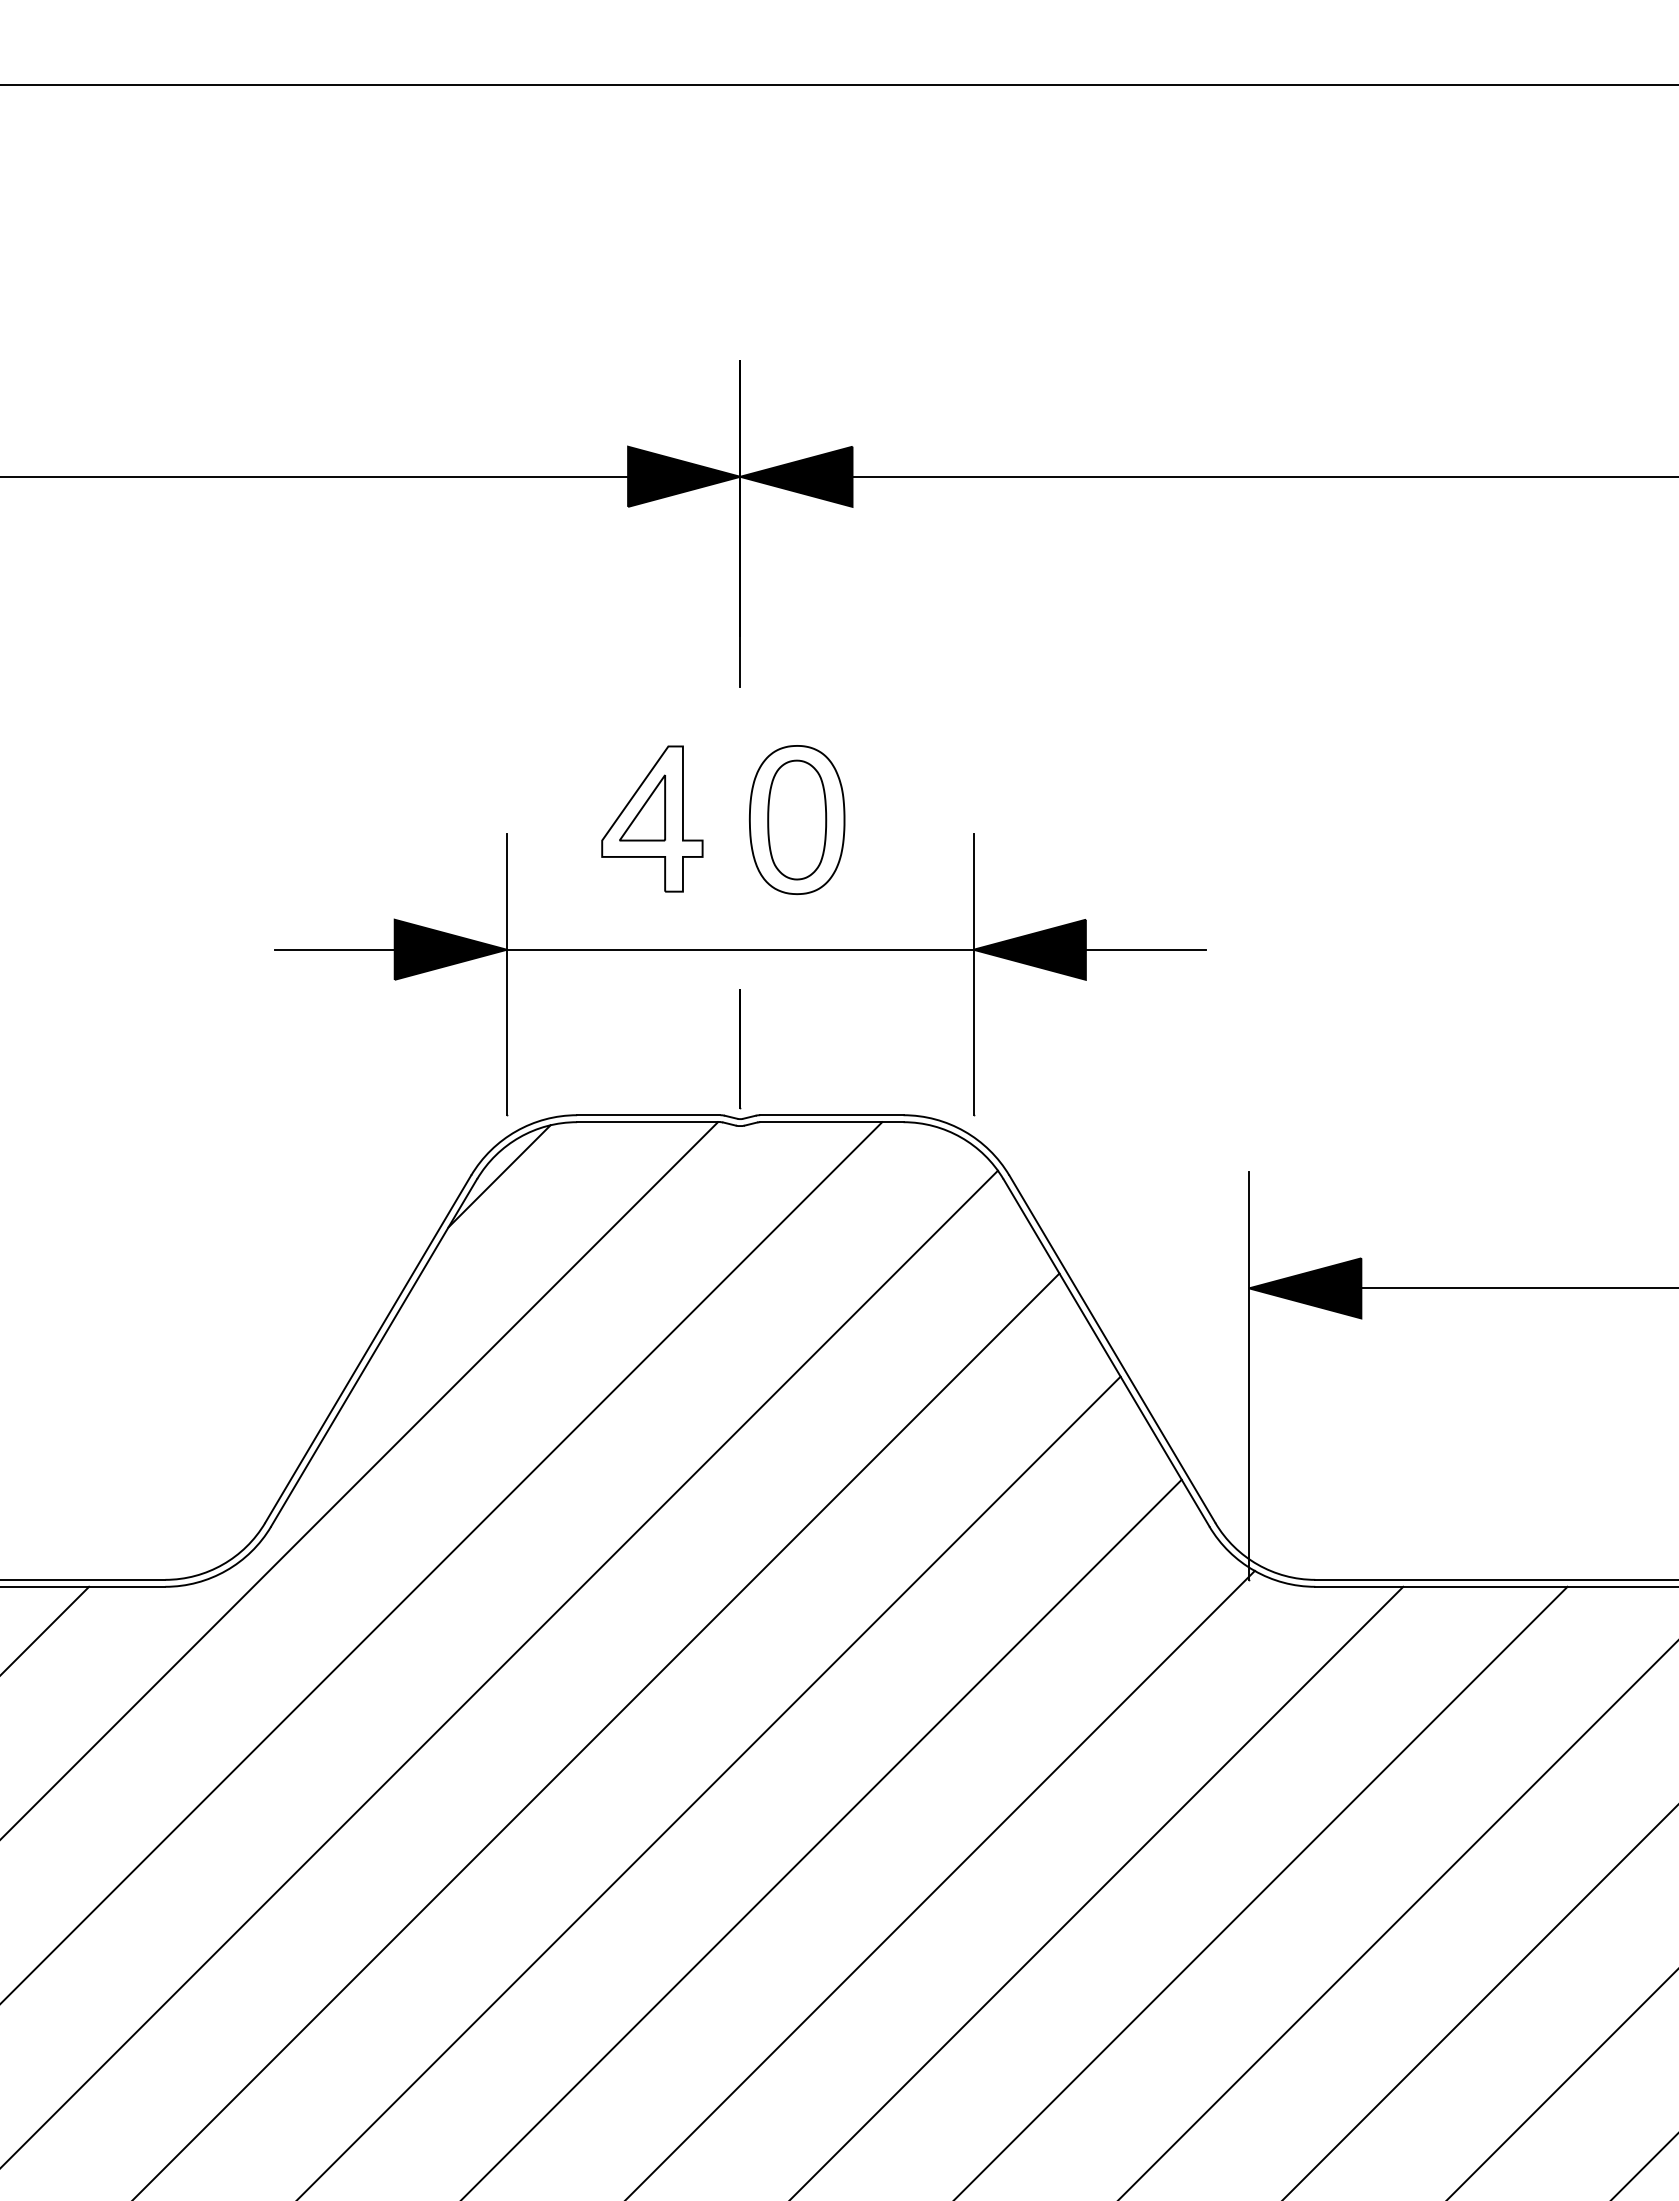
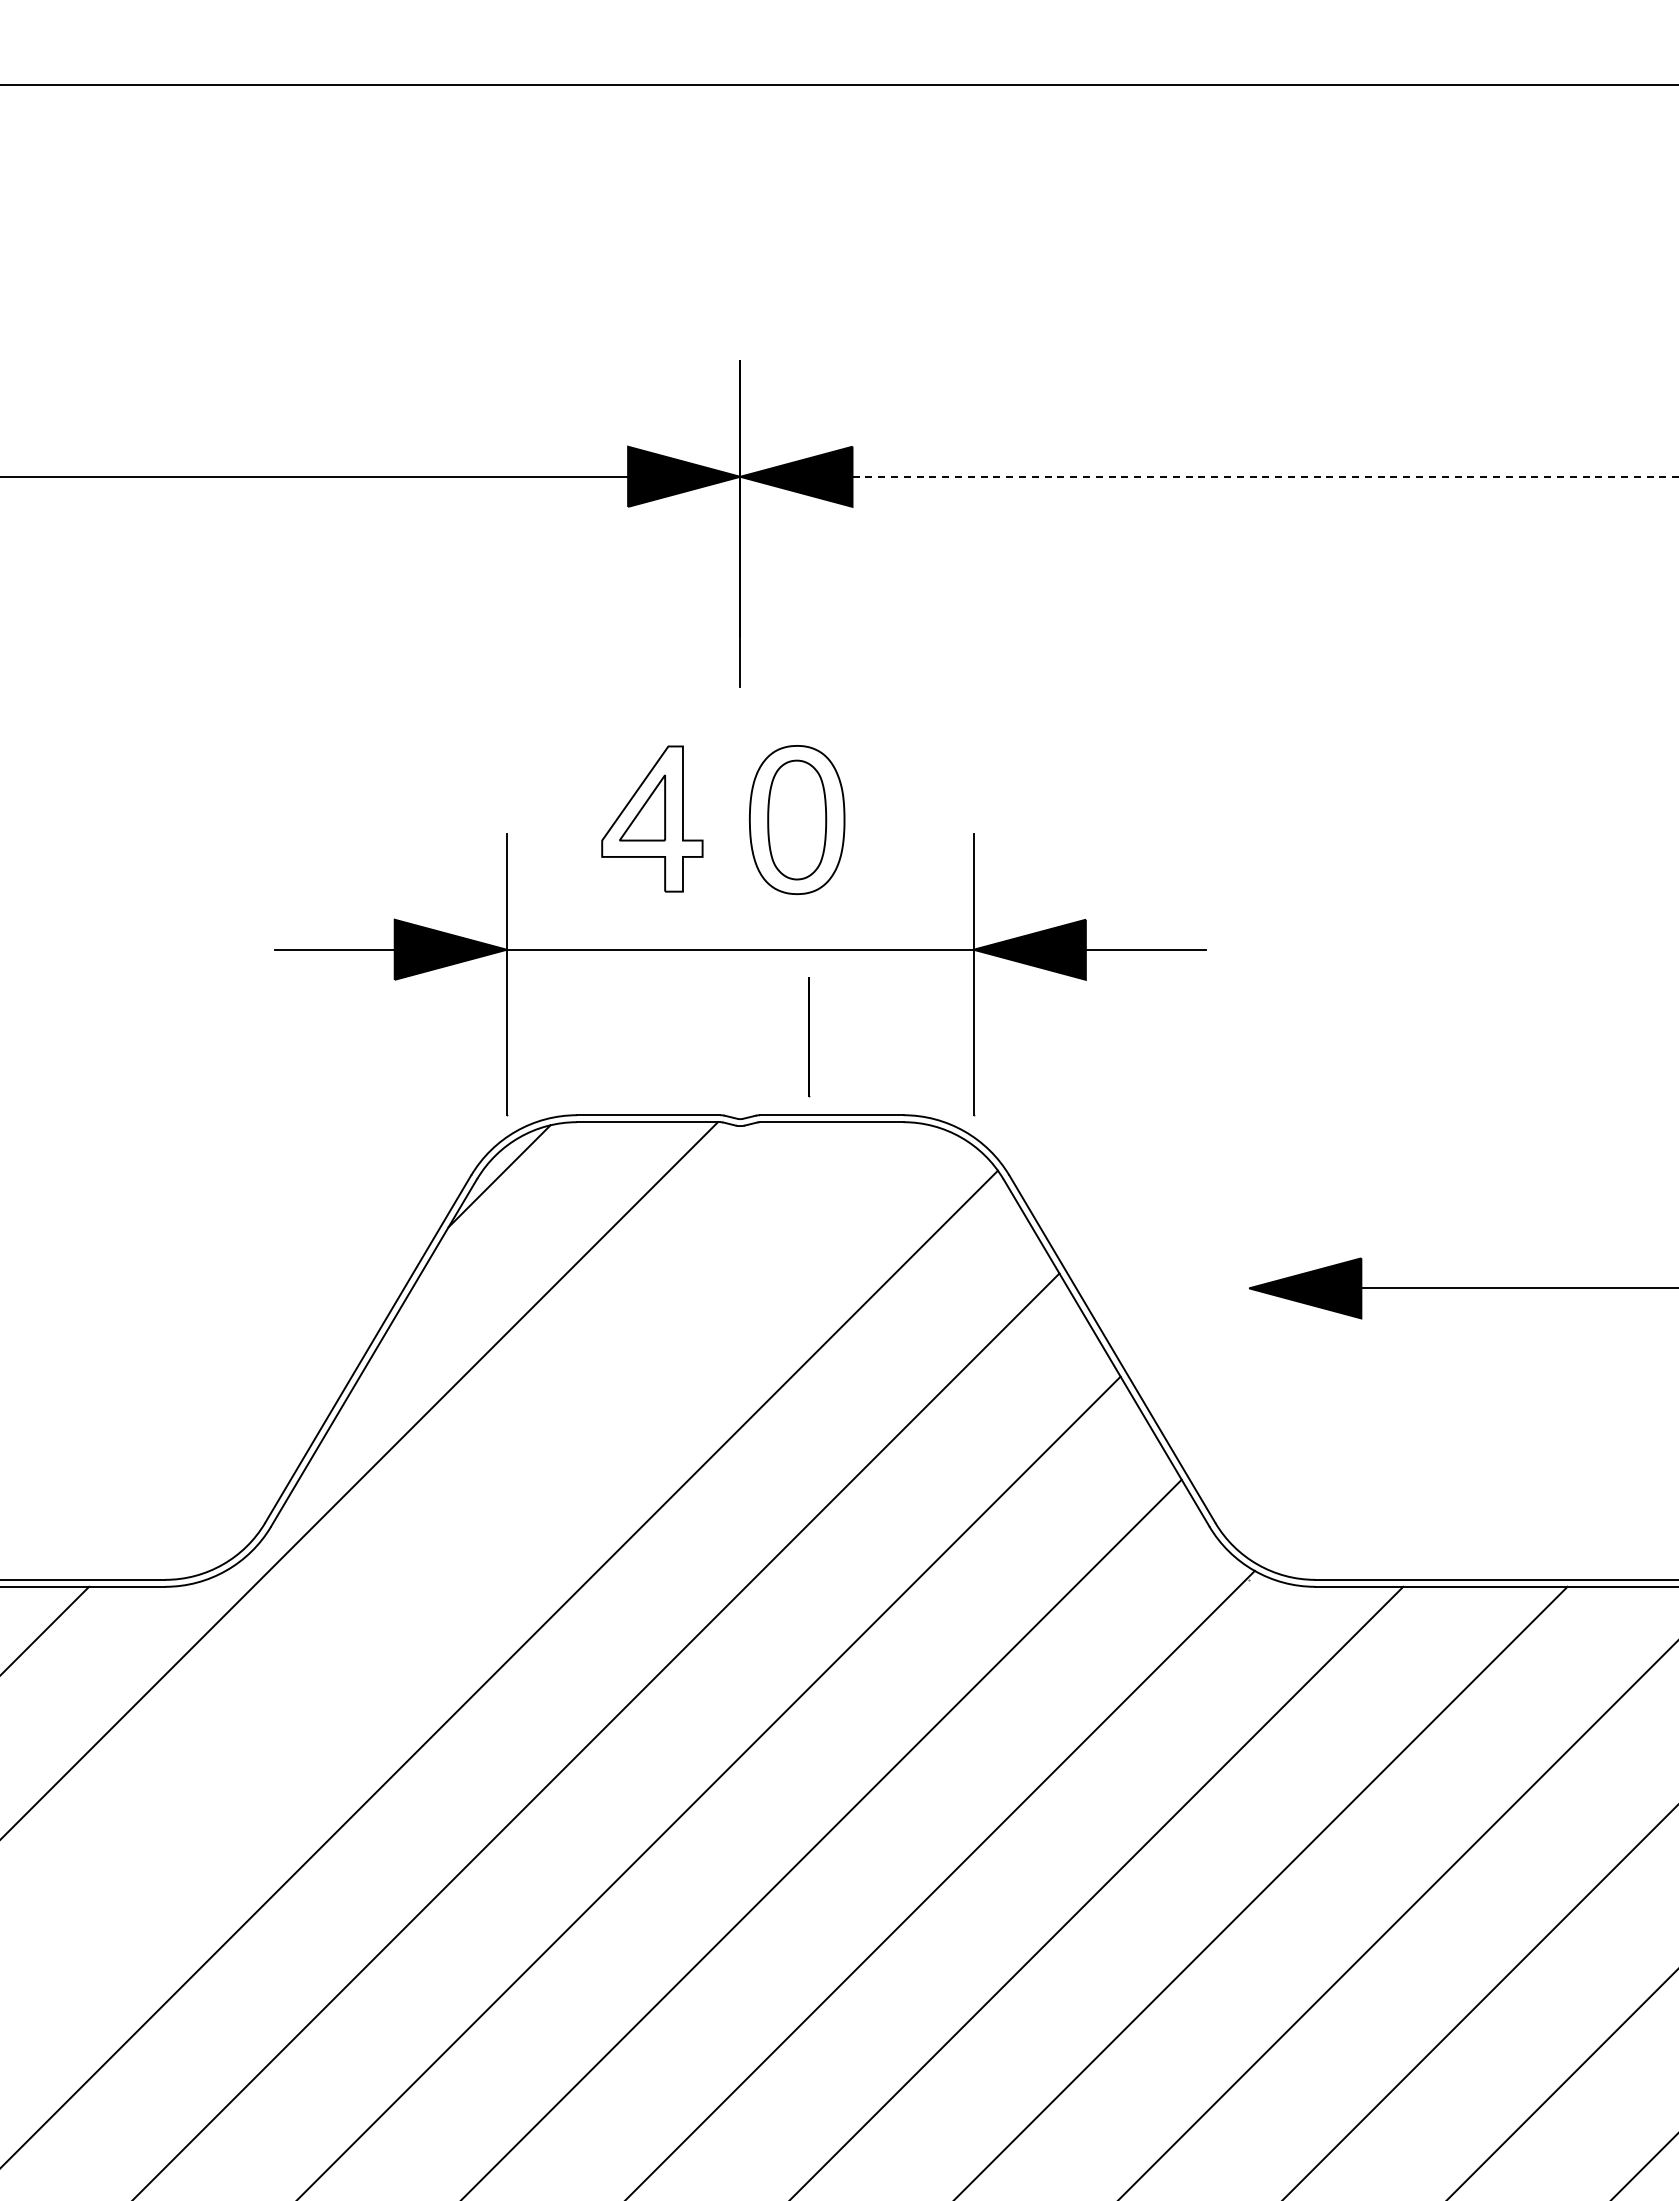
line: solid -> dashed (1265, 476)
line position: (740, 1049) -> (809, 1037) (809, 1037)
line: present -> none (1249, 1375)
line: present -> none (442, 1562)
